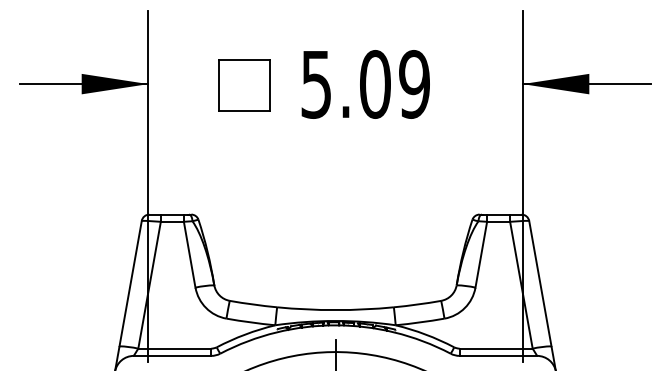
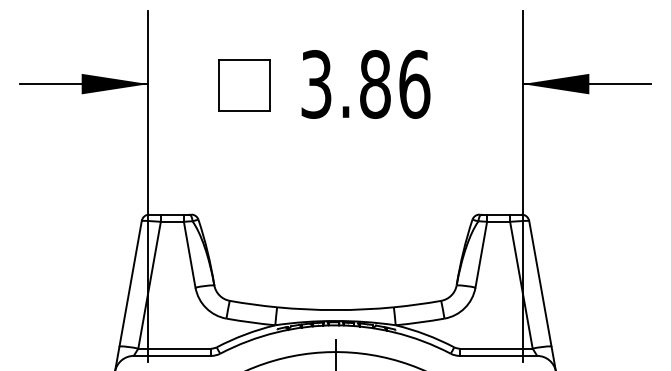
text: 5.09 -> 3.86 (366, 84)
